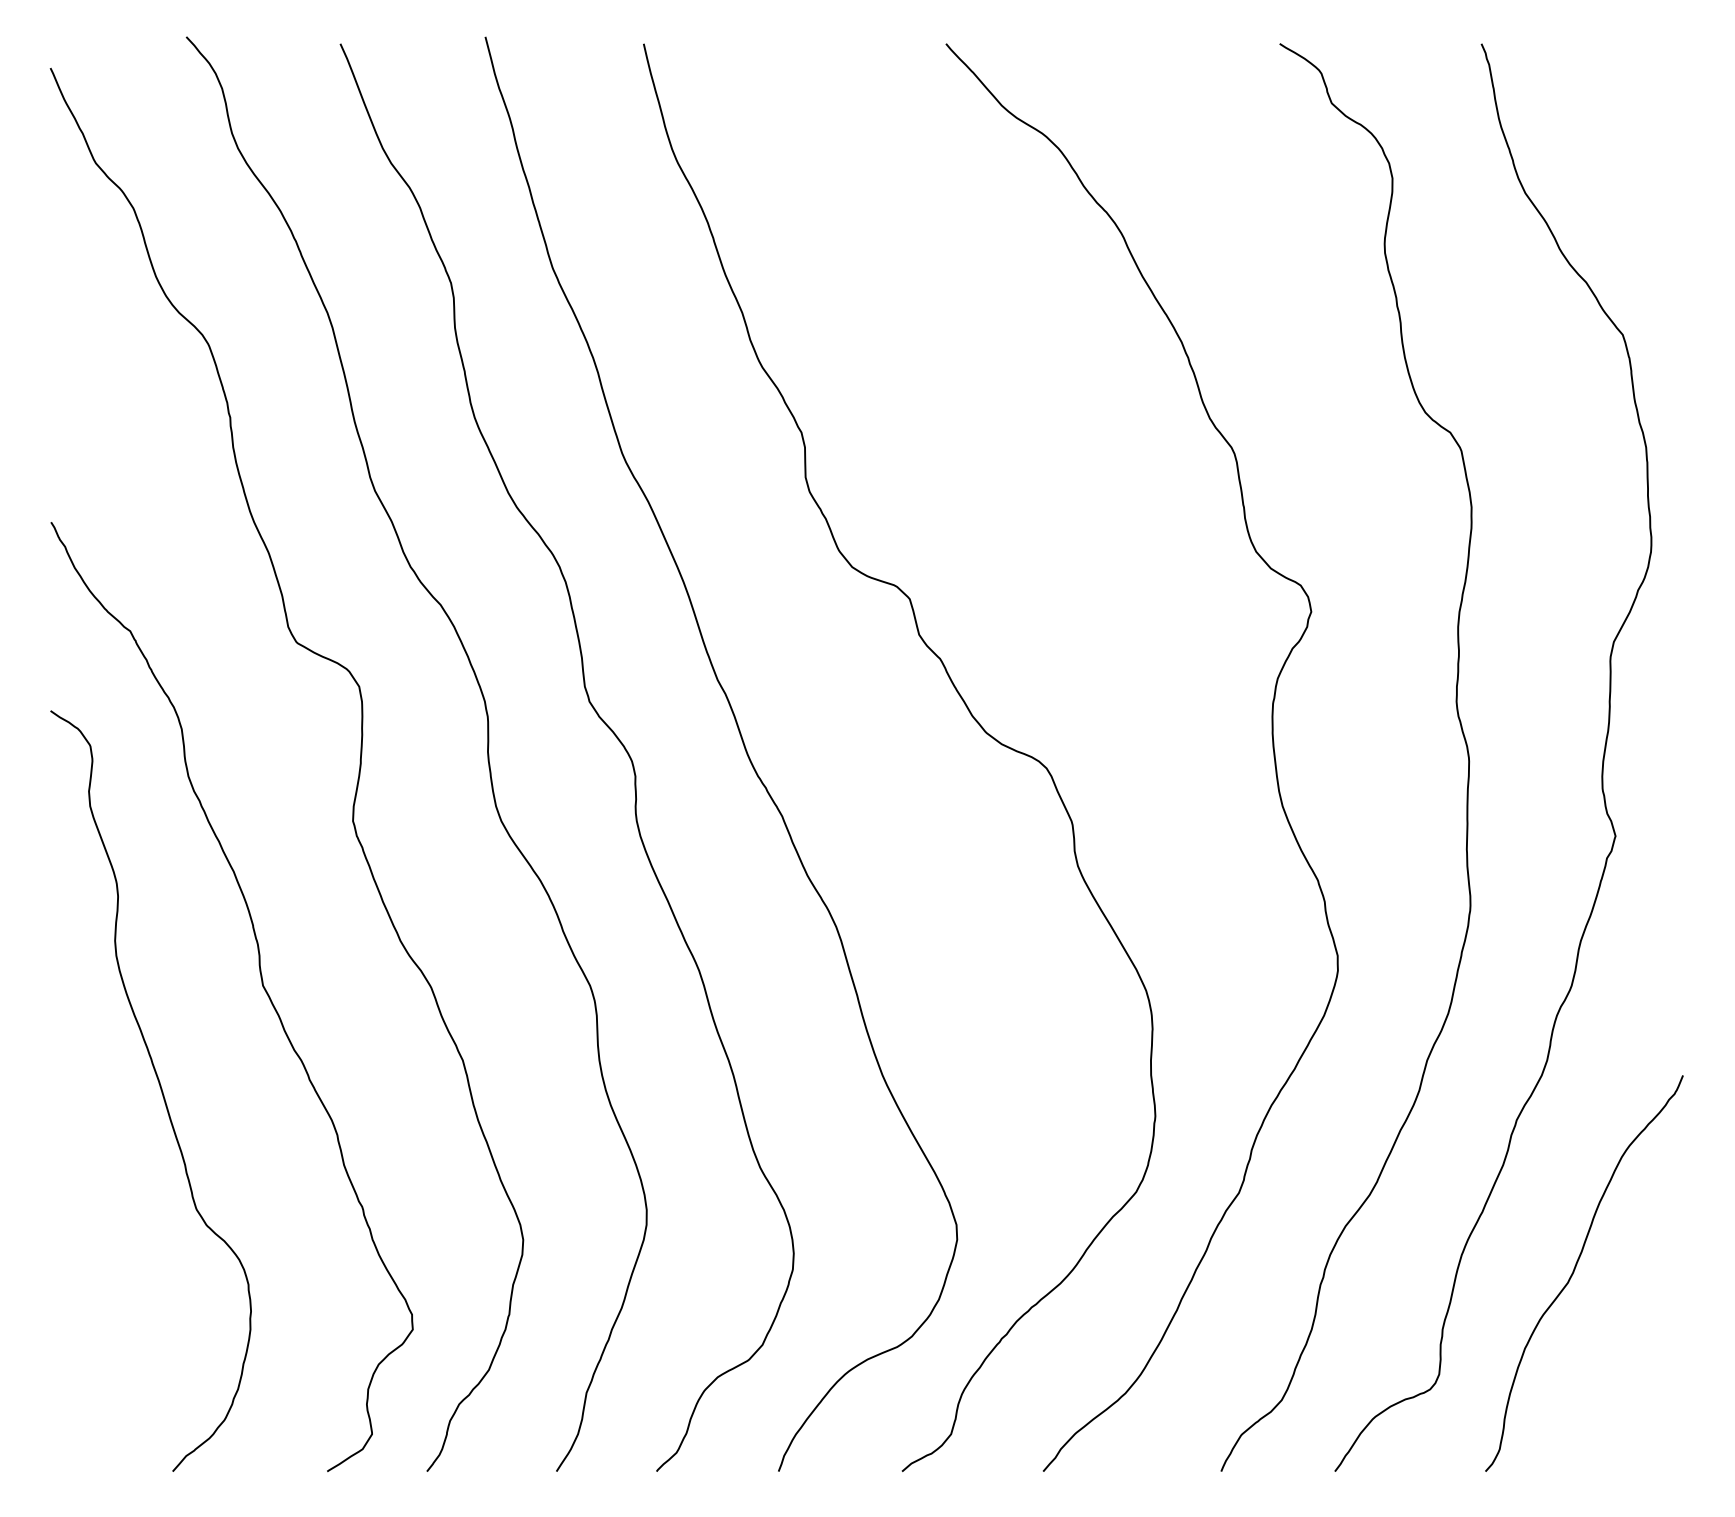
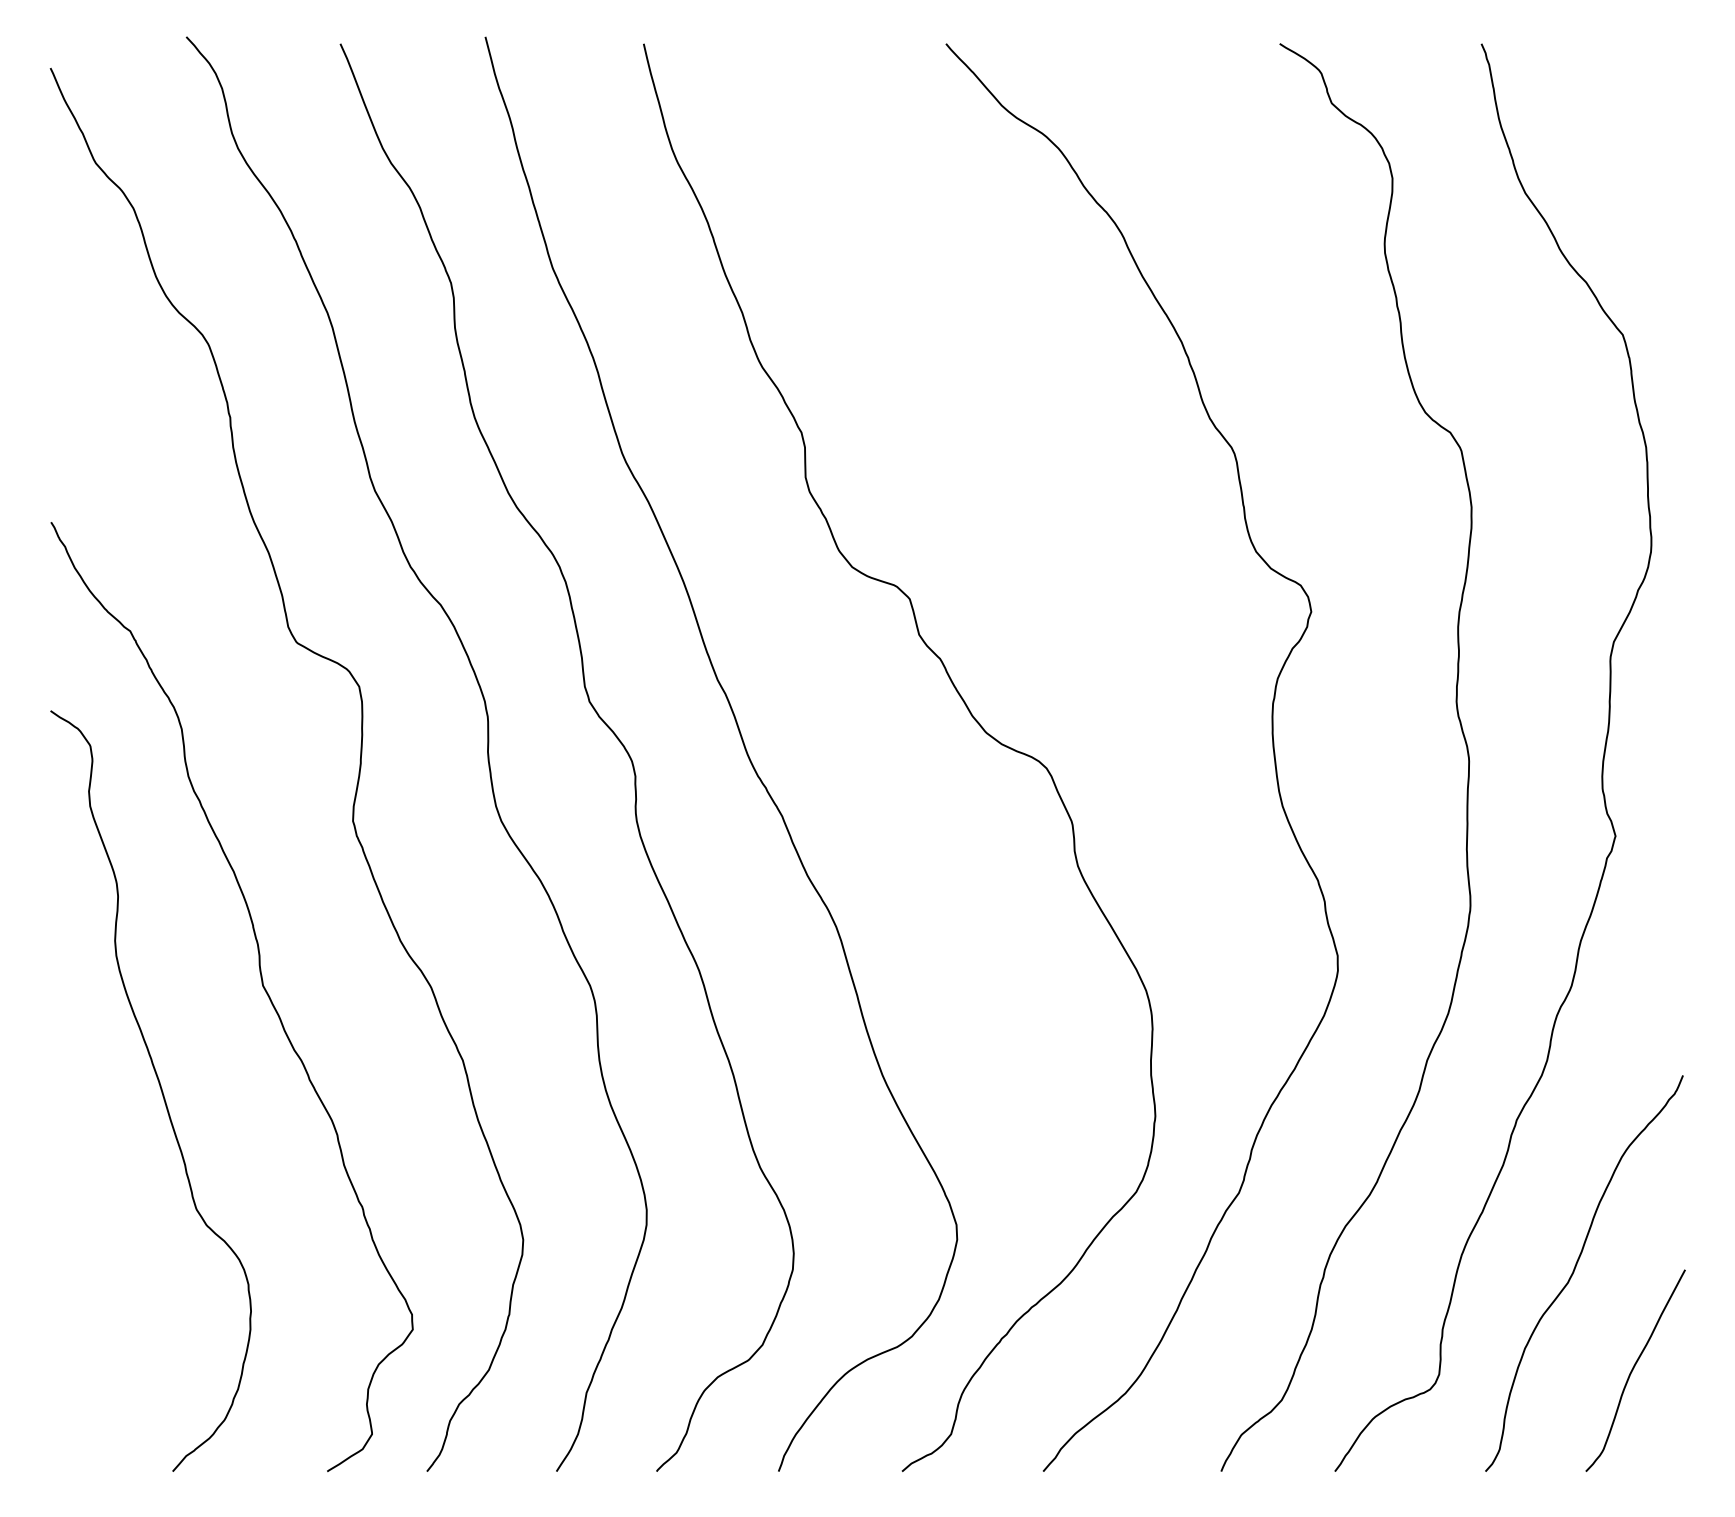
curve: none -> present (1633, 1370)
